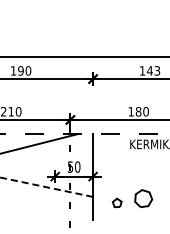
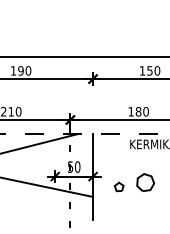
text: 143 -> 150 (153, 70)
line: dashed -> solid (46, 187)
part position: (132, 198) -> (134, 182) (134, 182)
